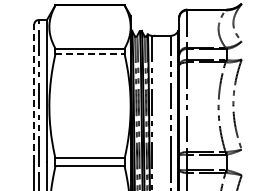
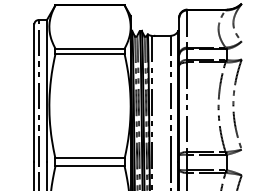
line: dashed -> solid (90, 54)
line: dashed -> solid (34, 92)
